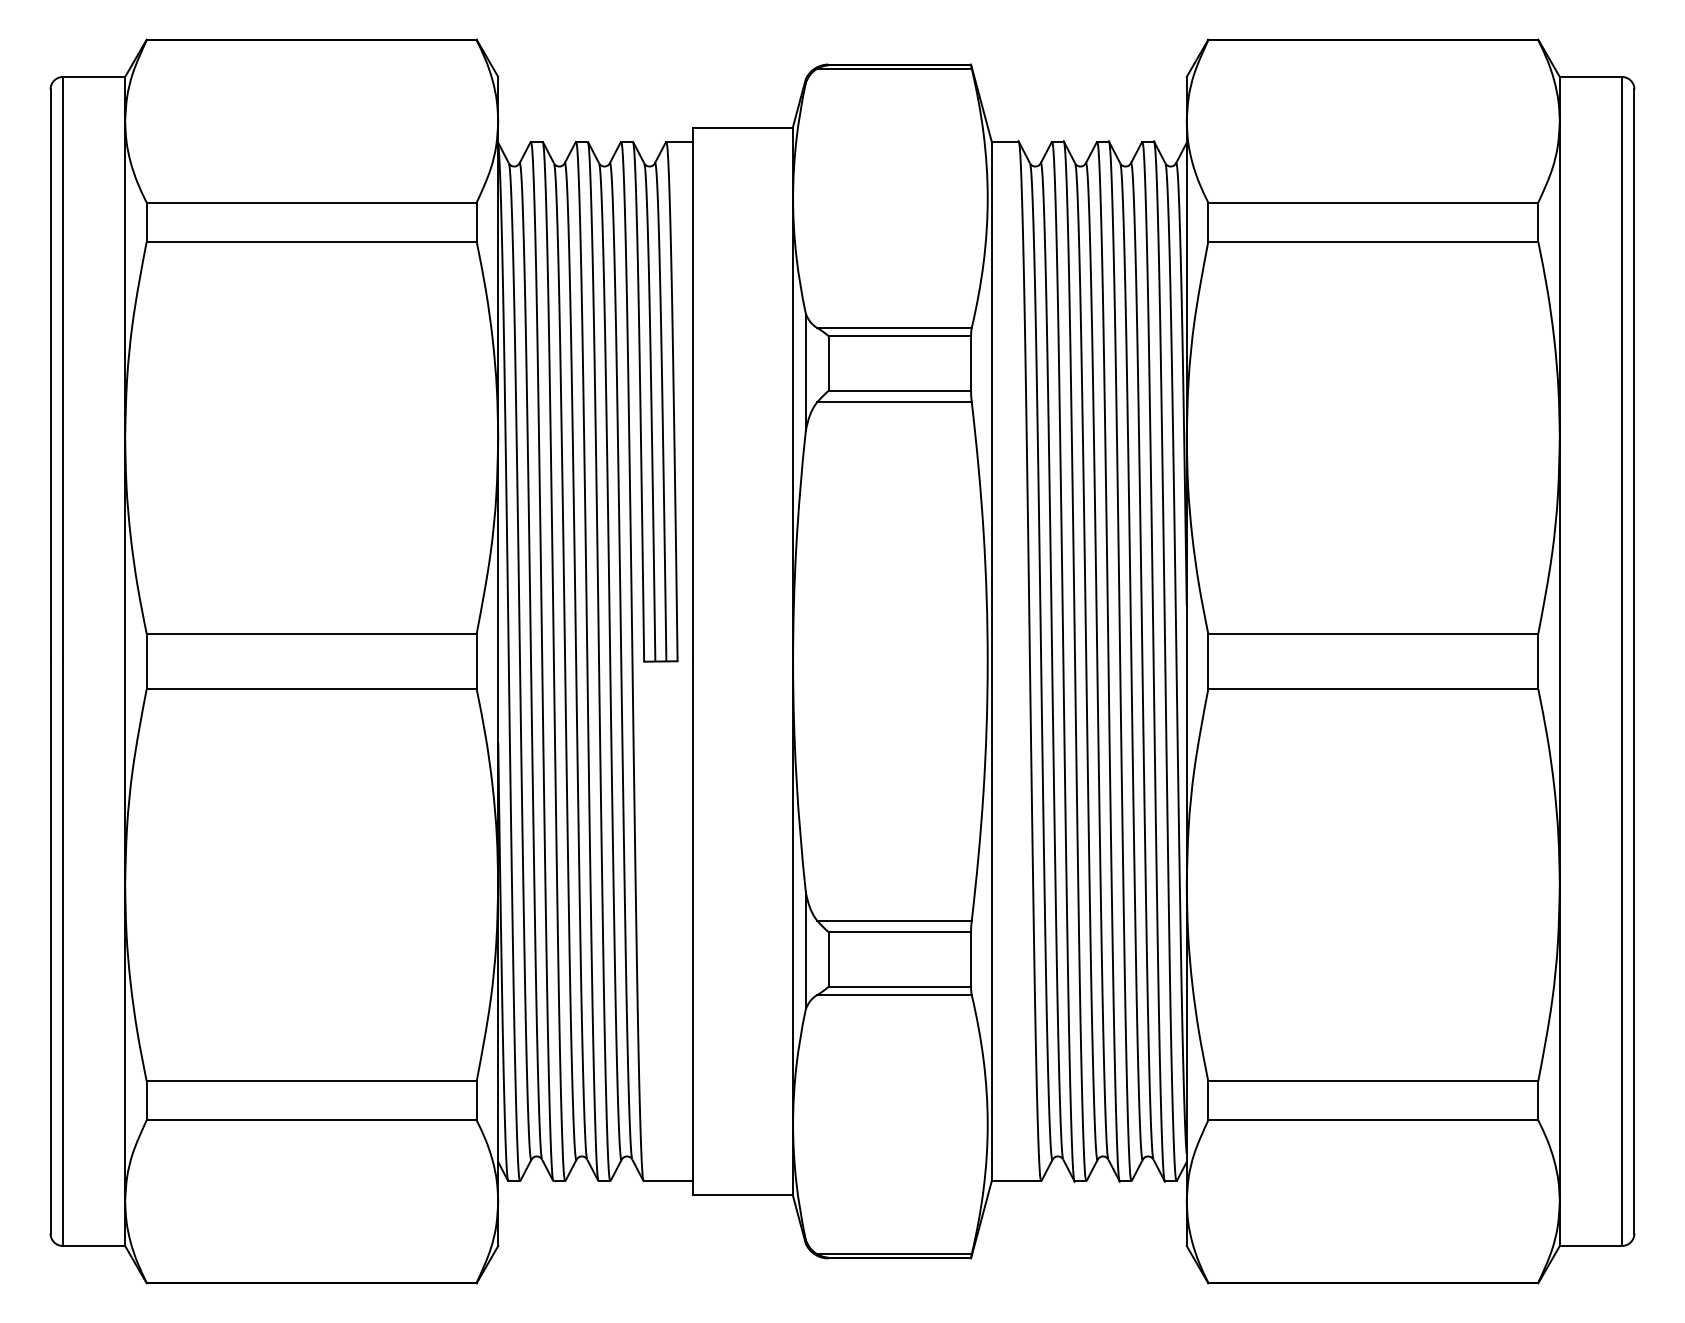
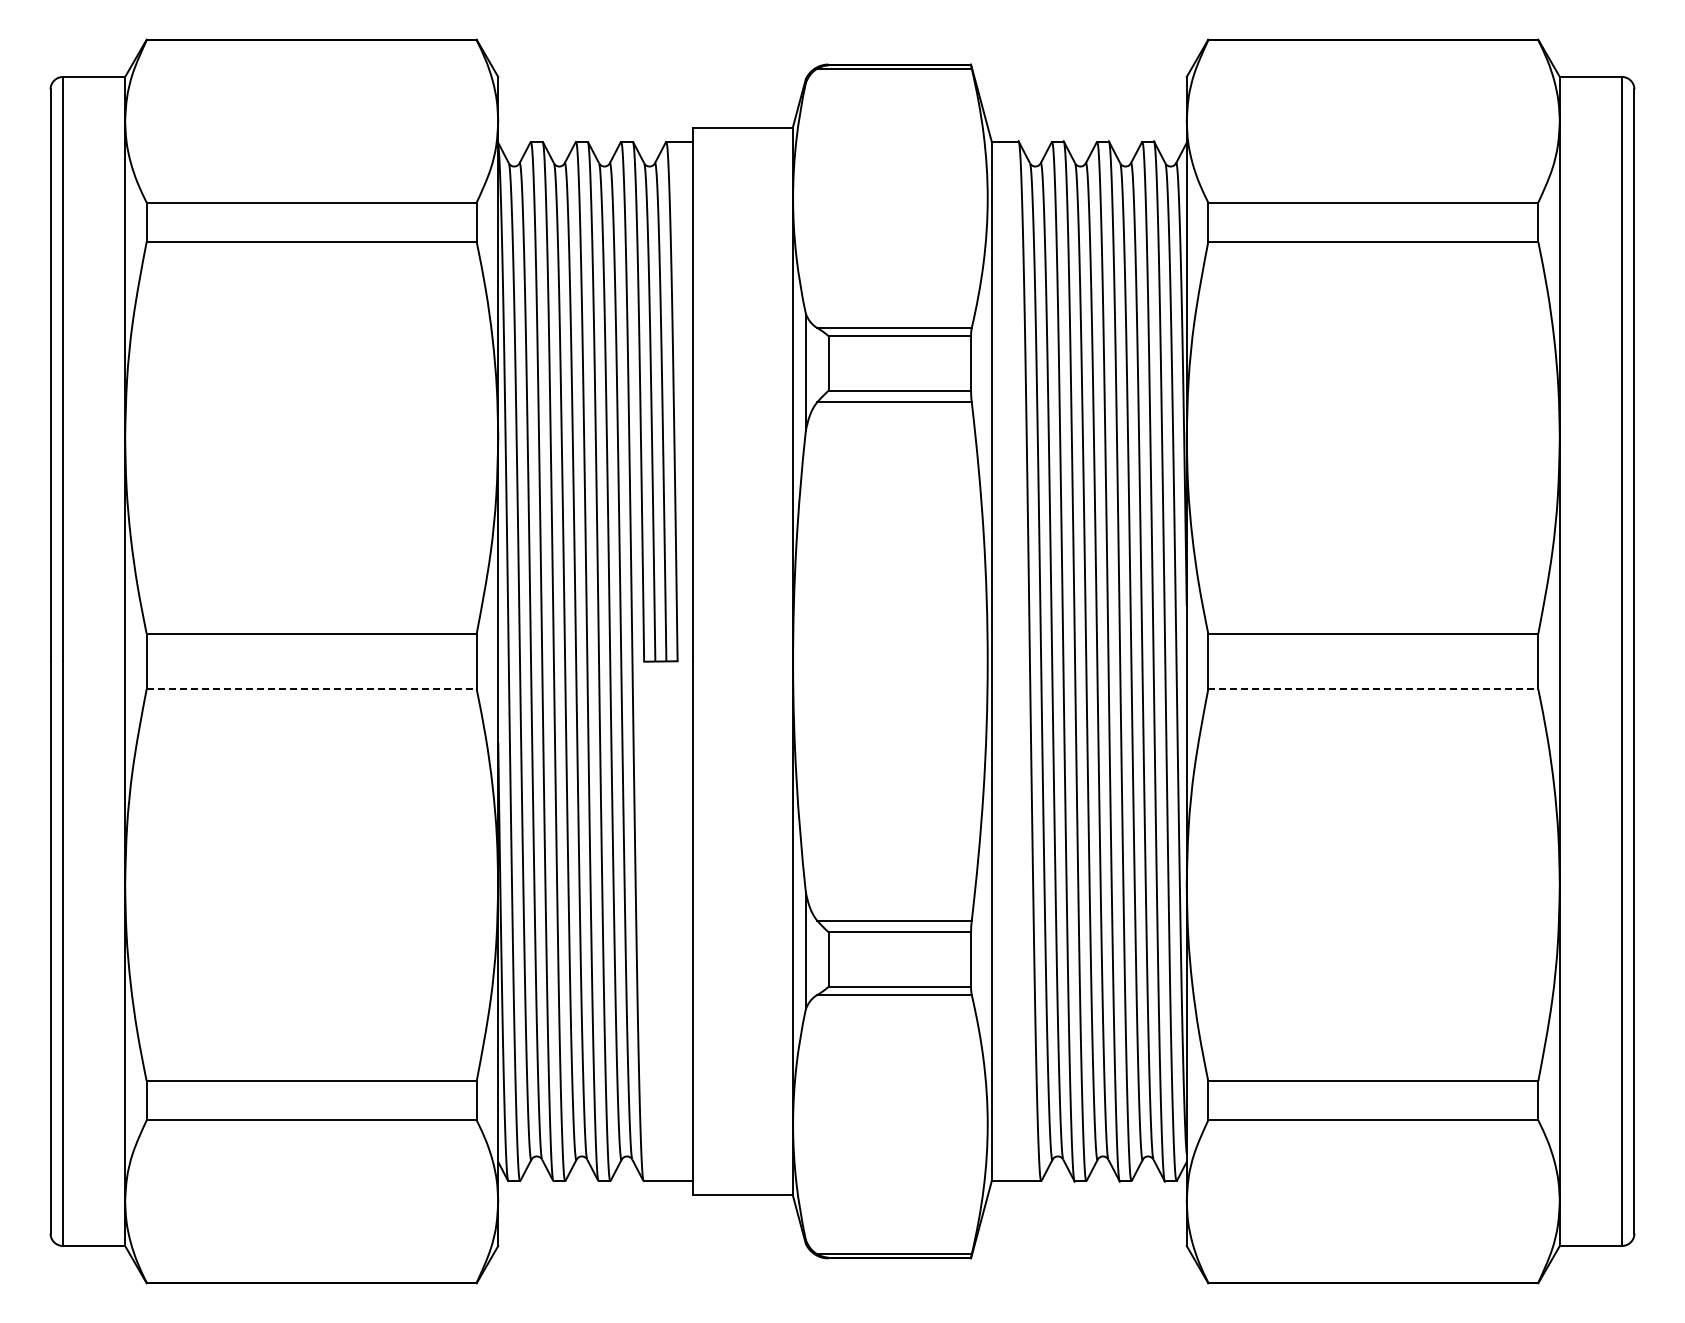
line: solid -> dashed (312, 689)
line: solid -> dashed (1373, 689)
